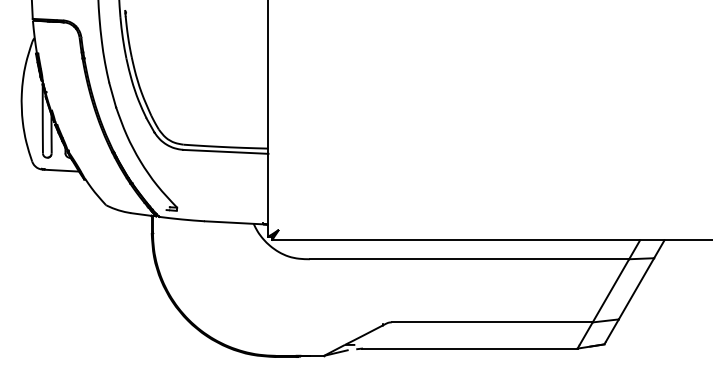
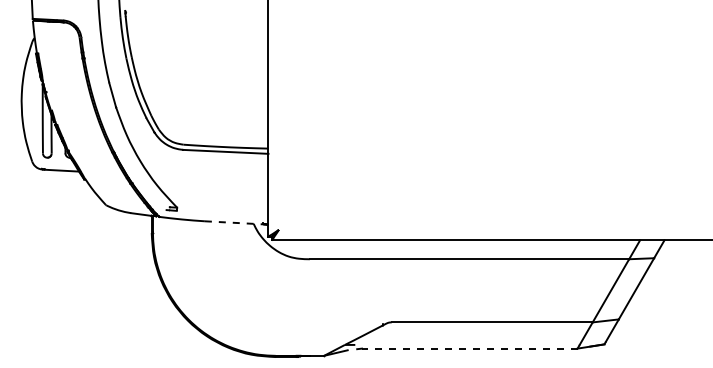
line: solid -> dashed (234, 222)
line: solid -> dashed (469, 348)
